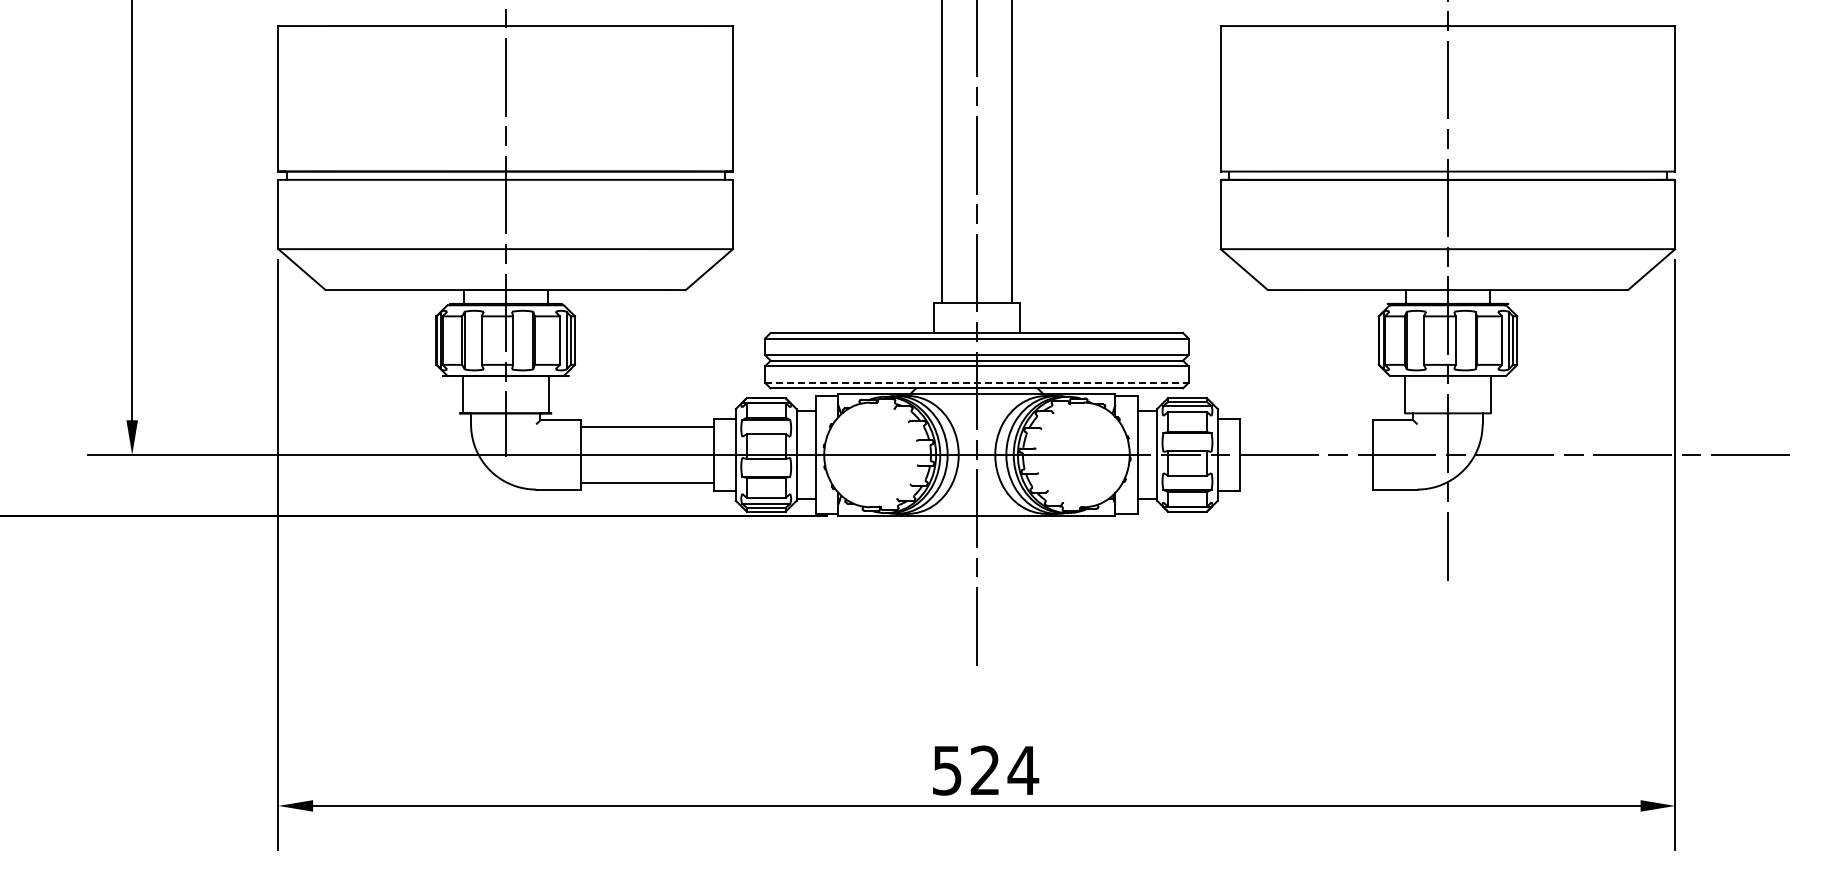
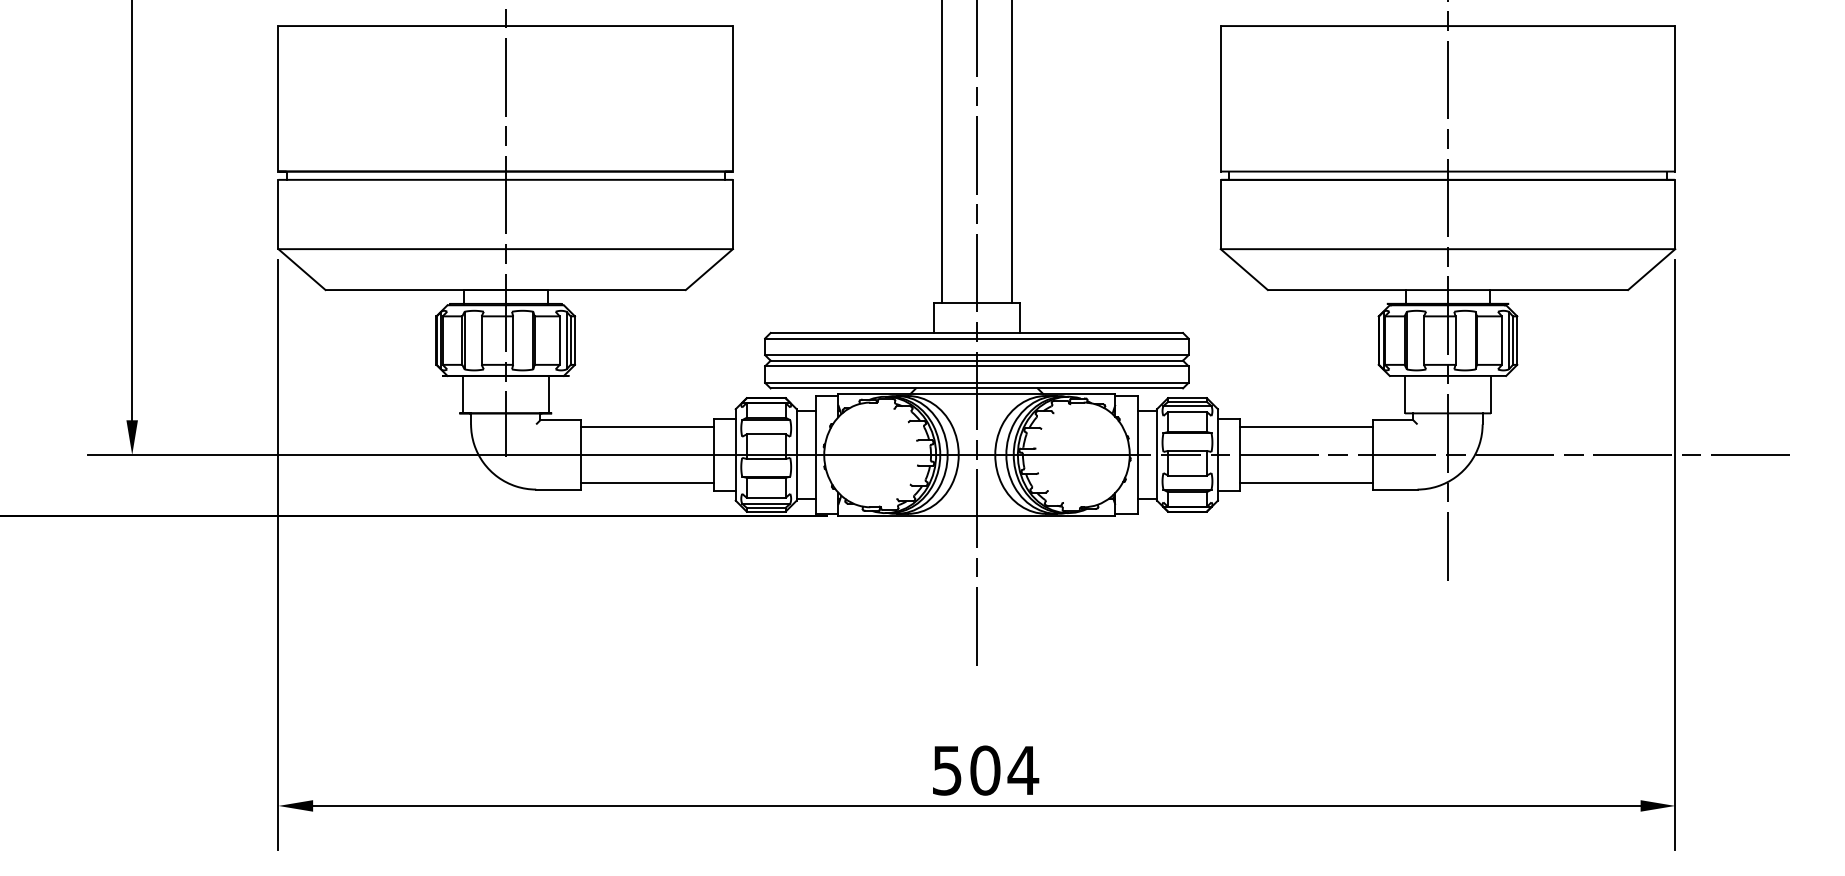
line: dashed -> solid (976, 382)
line: none -> present (1306, 427)
line: none -> present (1306, 482)
text: 524 -> 504 (985, 770)
